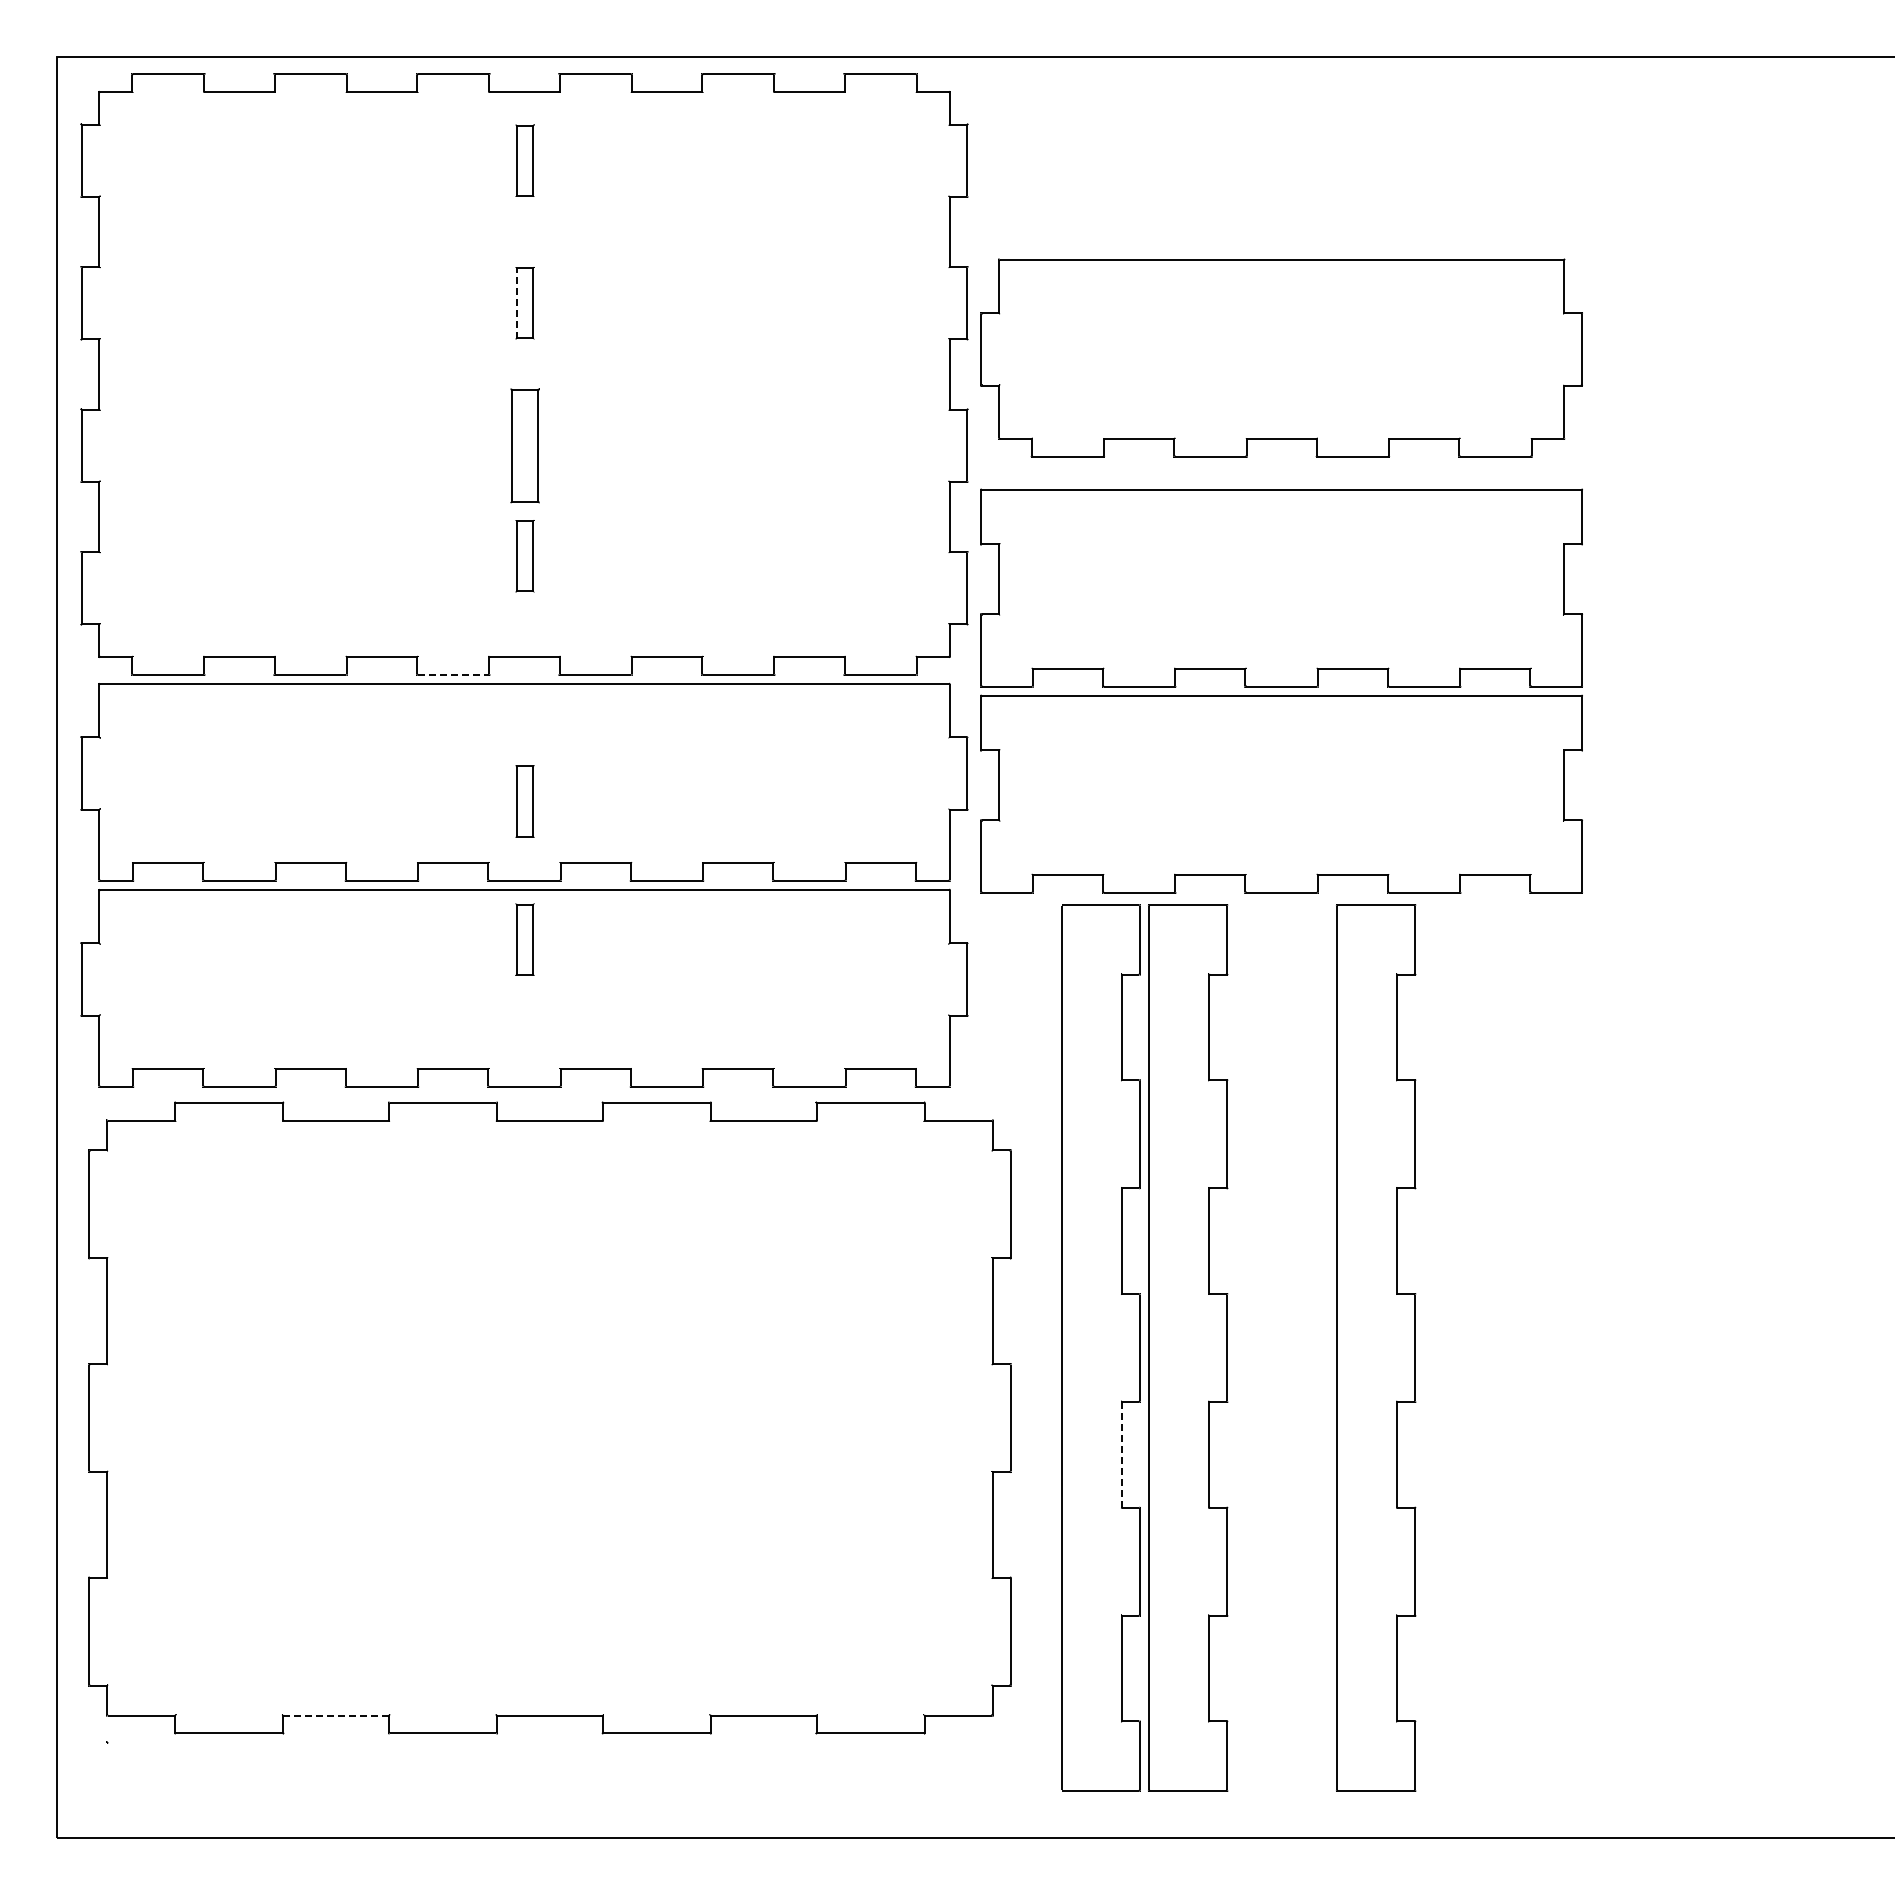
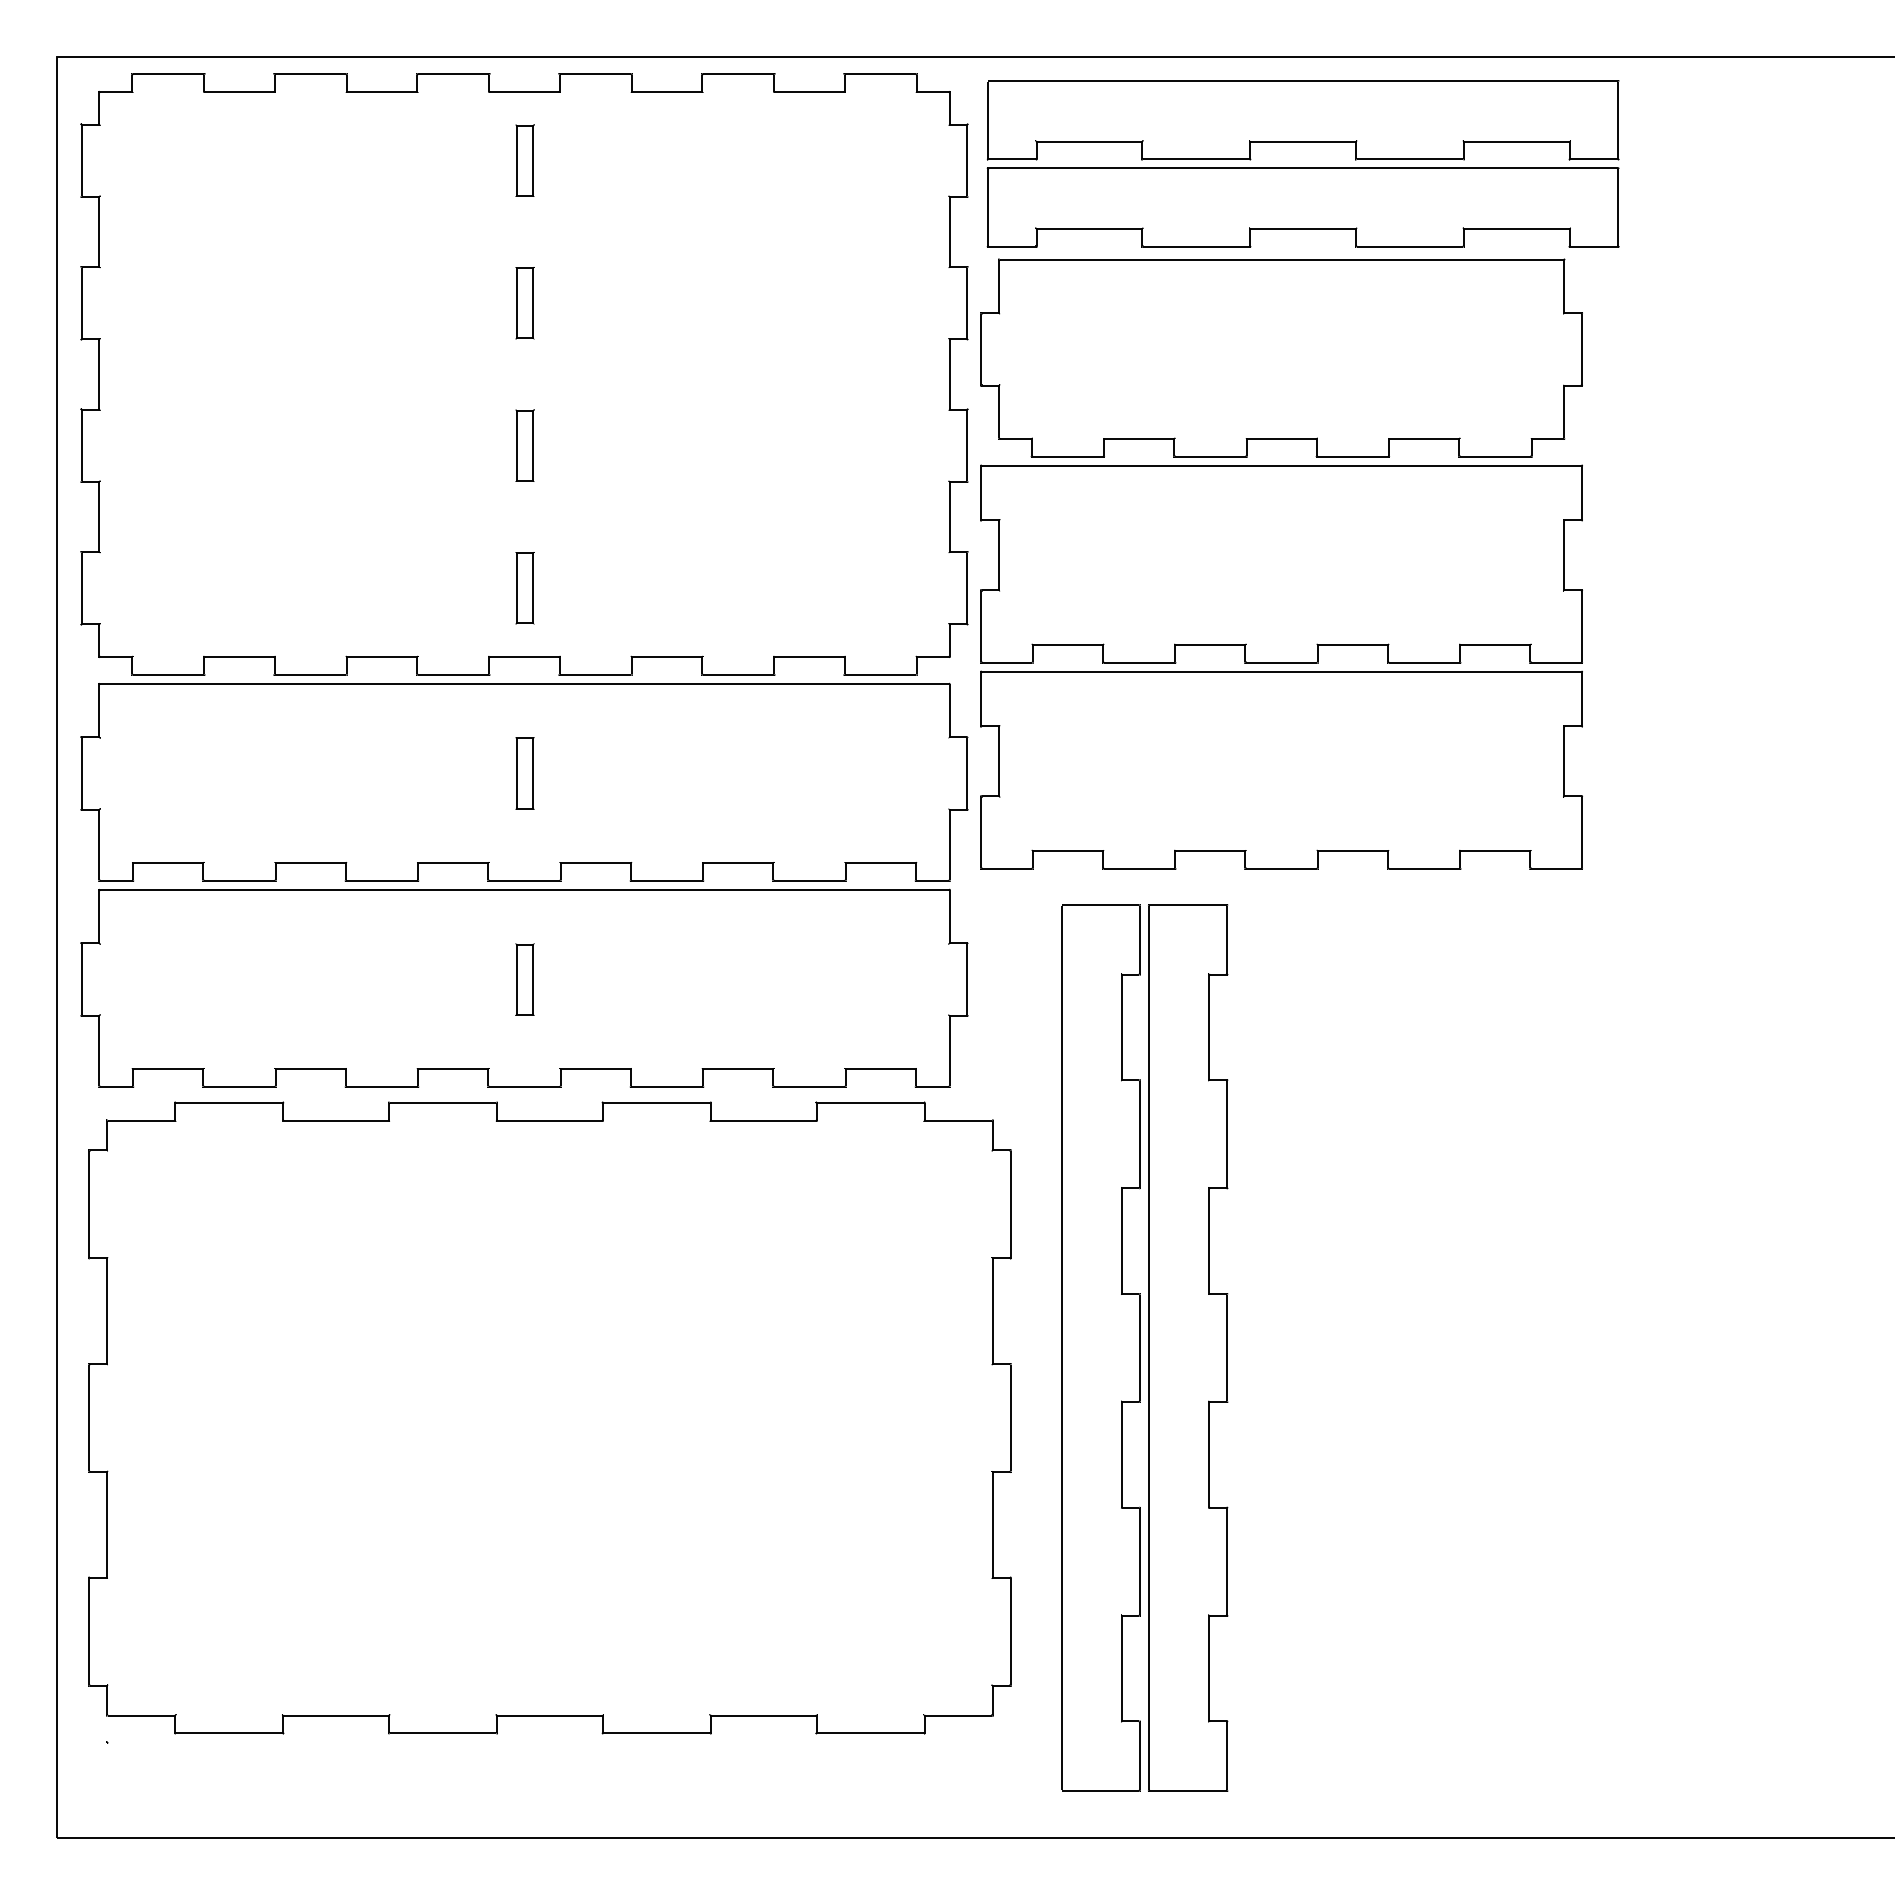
part: none -> present (1302, 163)
line: dashed -> solid (516, 303)
part size: 30x116 px -> 20x73 px (524, 445)
part position: (524, 556) -> (524, 588) (524, 588)
line: dashed -> solid (453, 674)
part position: (1281, 690) -> (1281, 666) (1281, 666)
part position: (524, 801) -> (524, 773) (524, 773)
part position: (524, 939) -> (524, 979) (524, 979)
part: present -> none (1376, 1347)
line: dashed -> solid (1122, 1454)
line: dashed -> solid (336, 1715)
